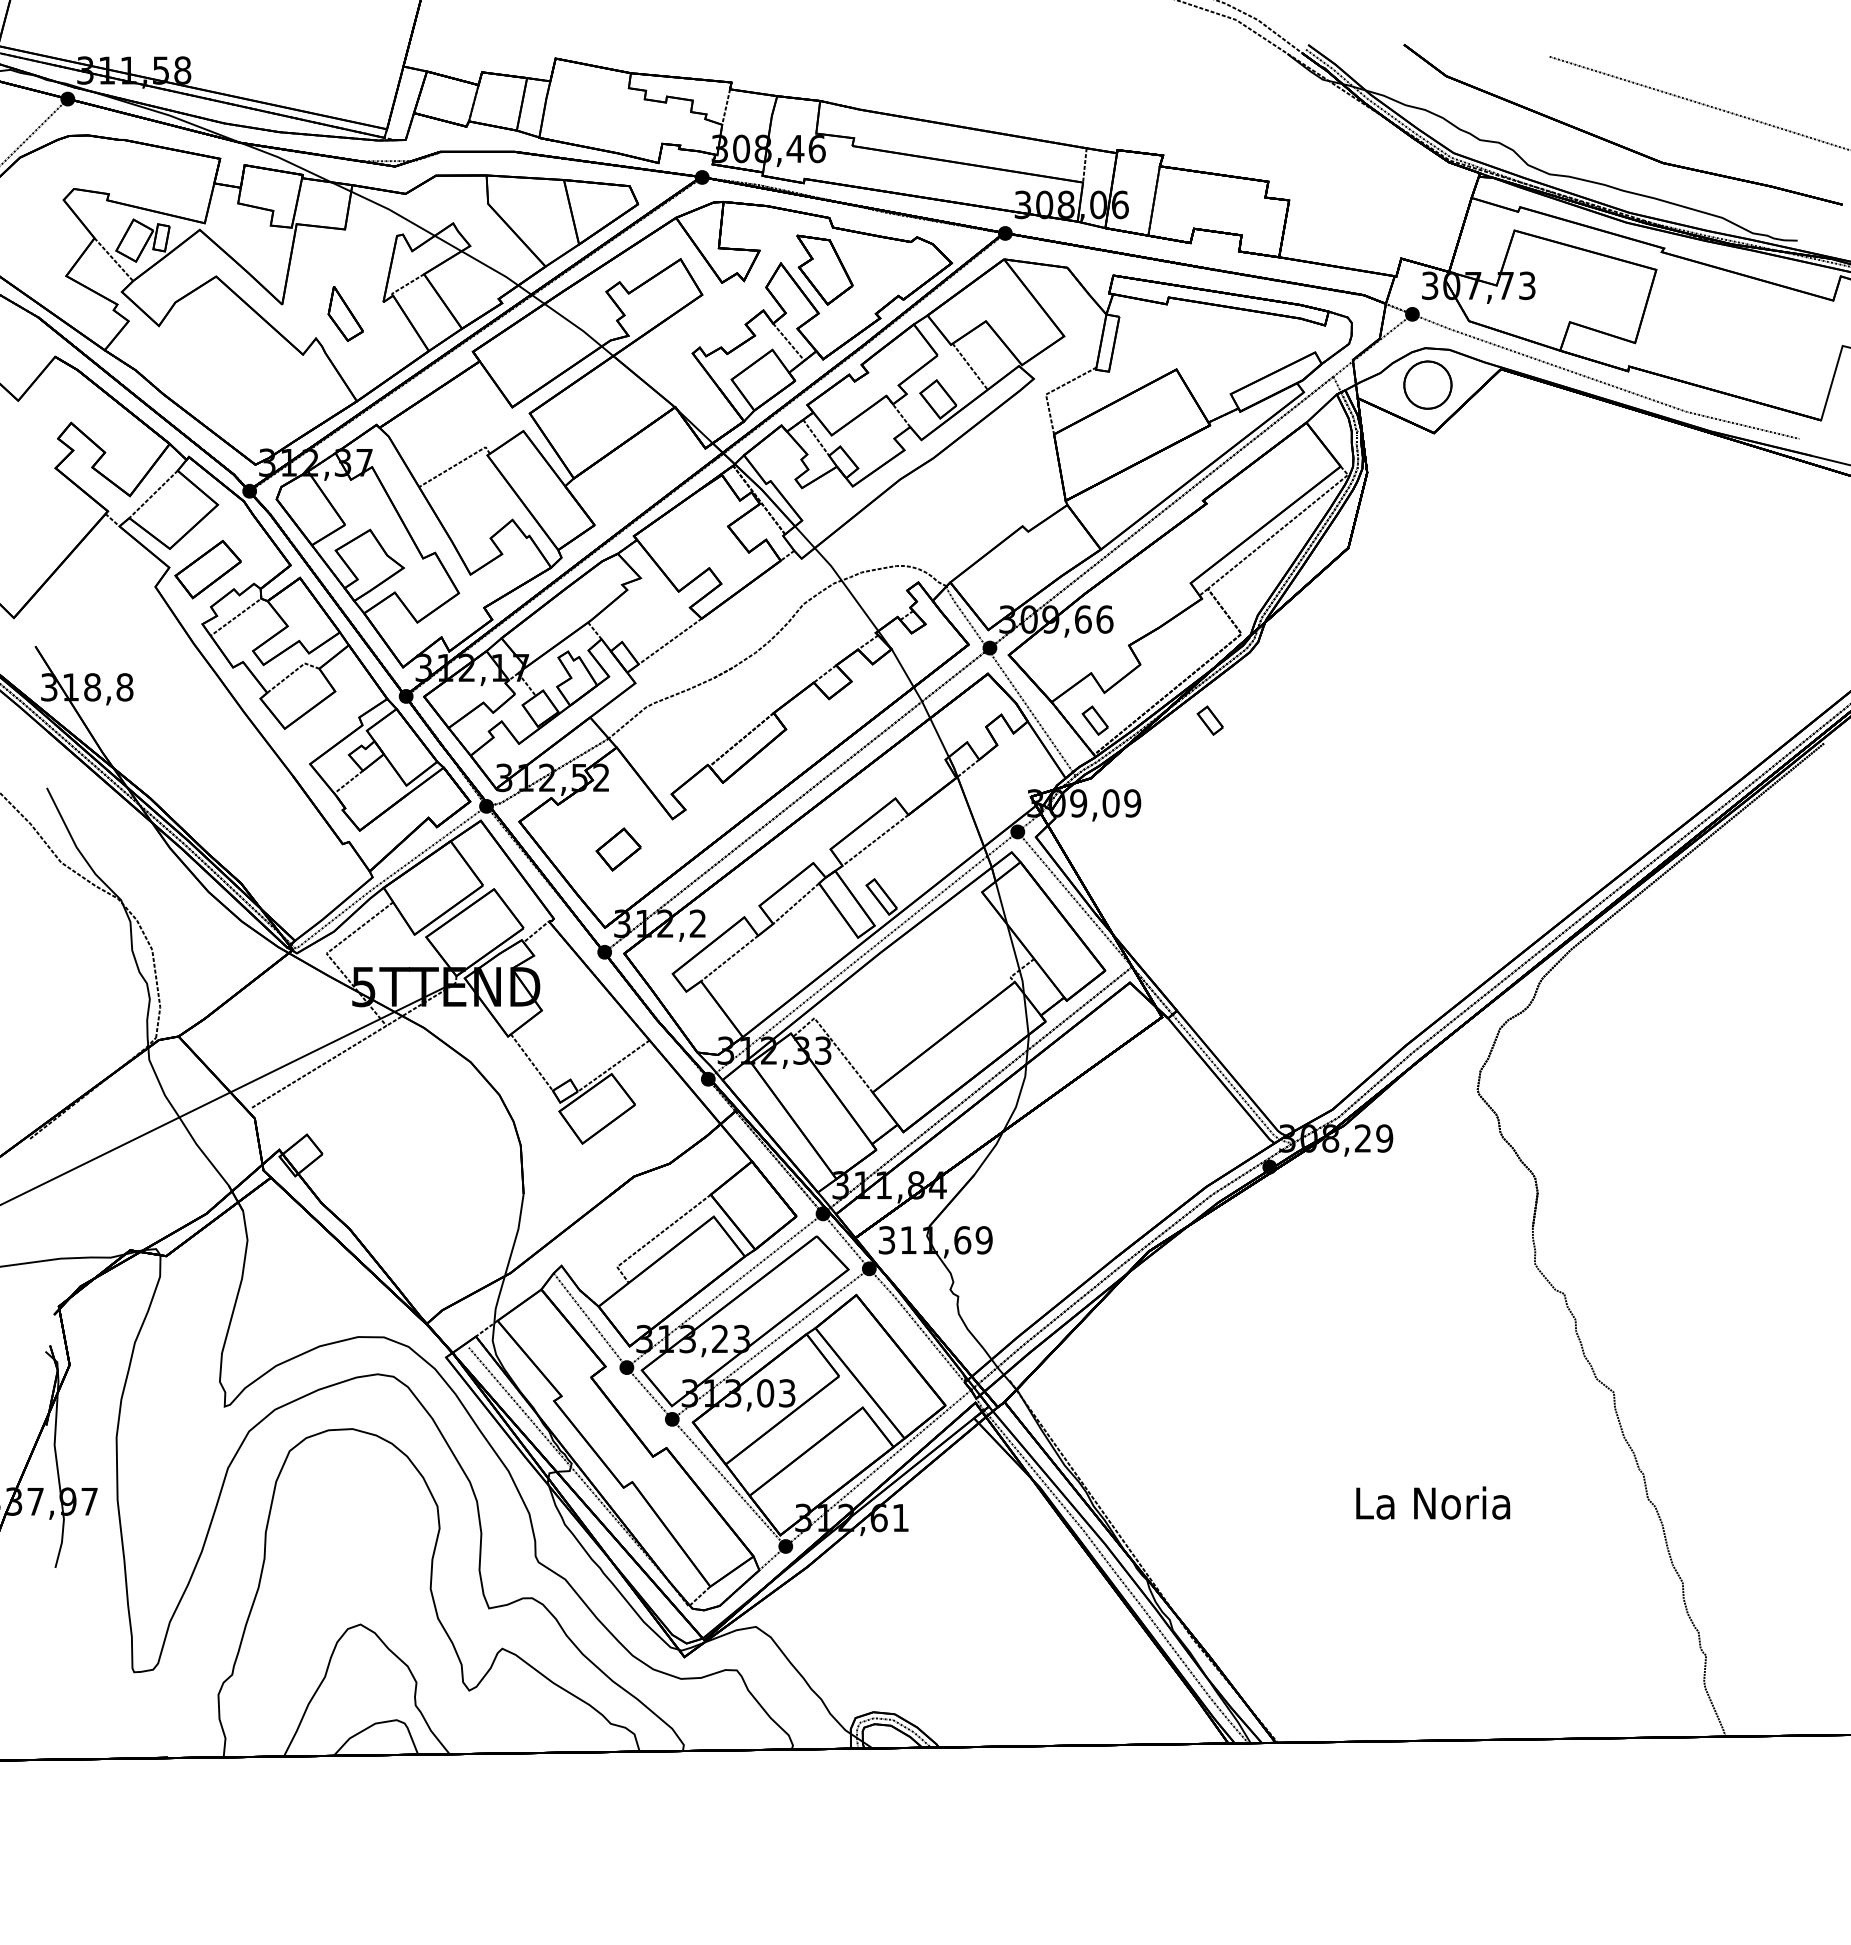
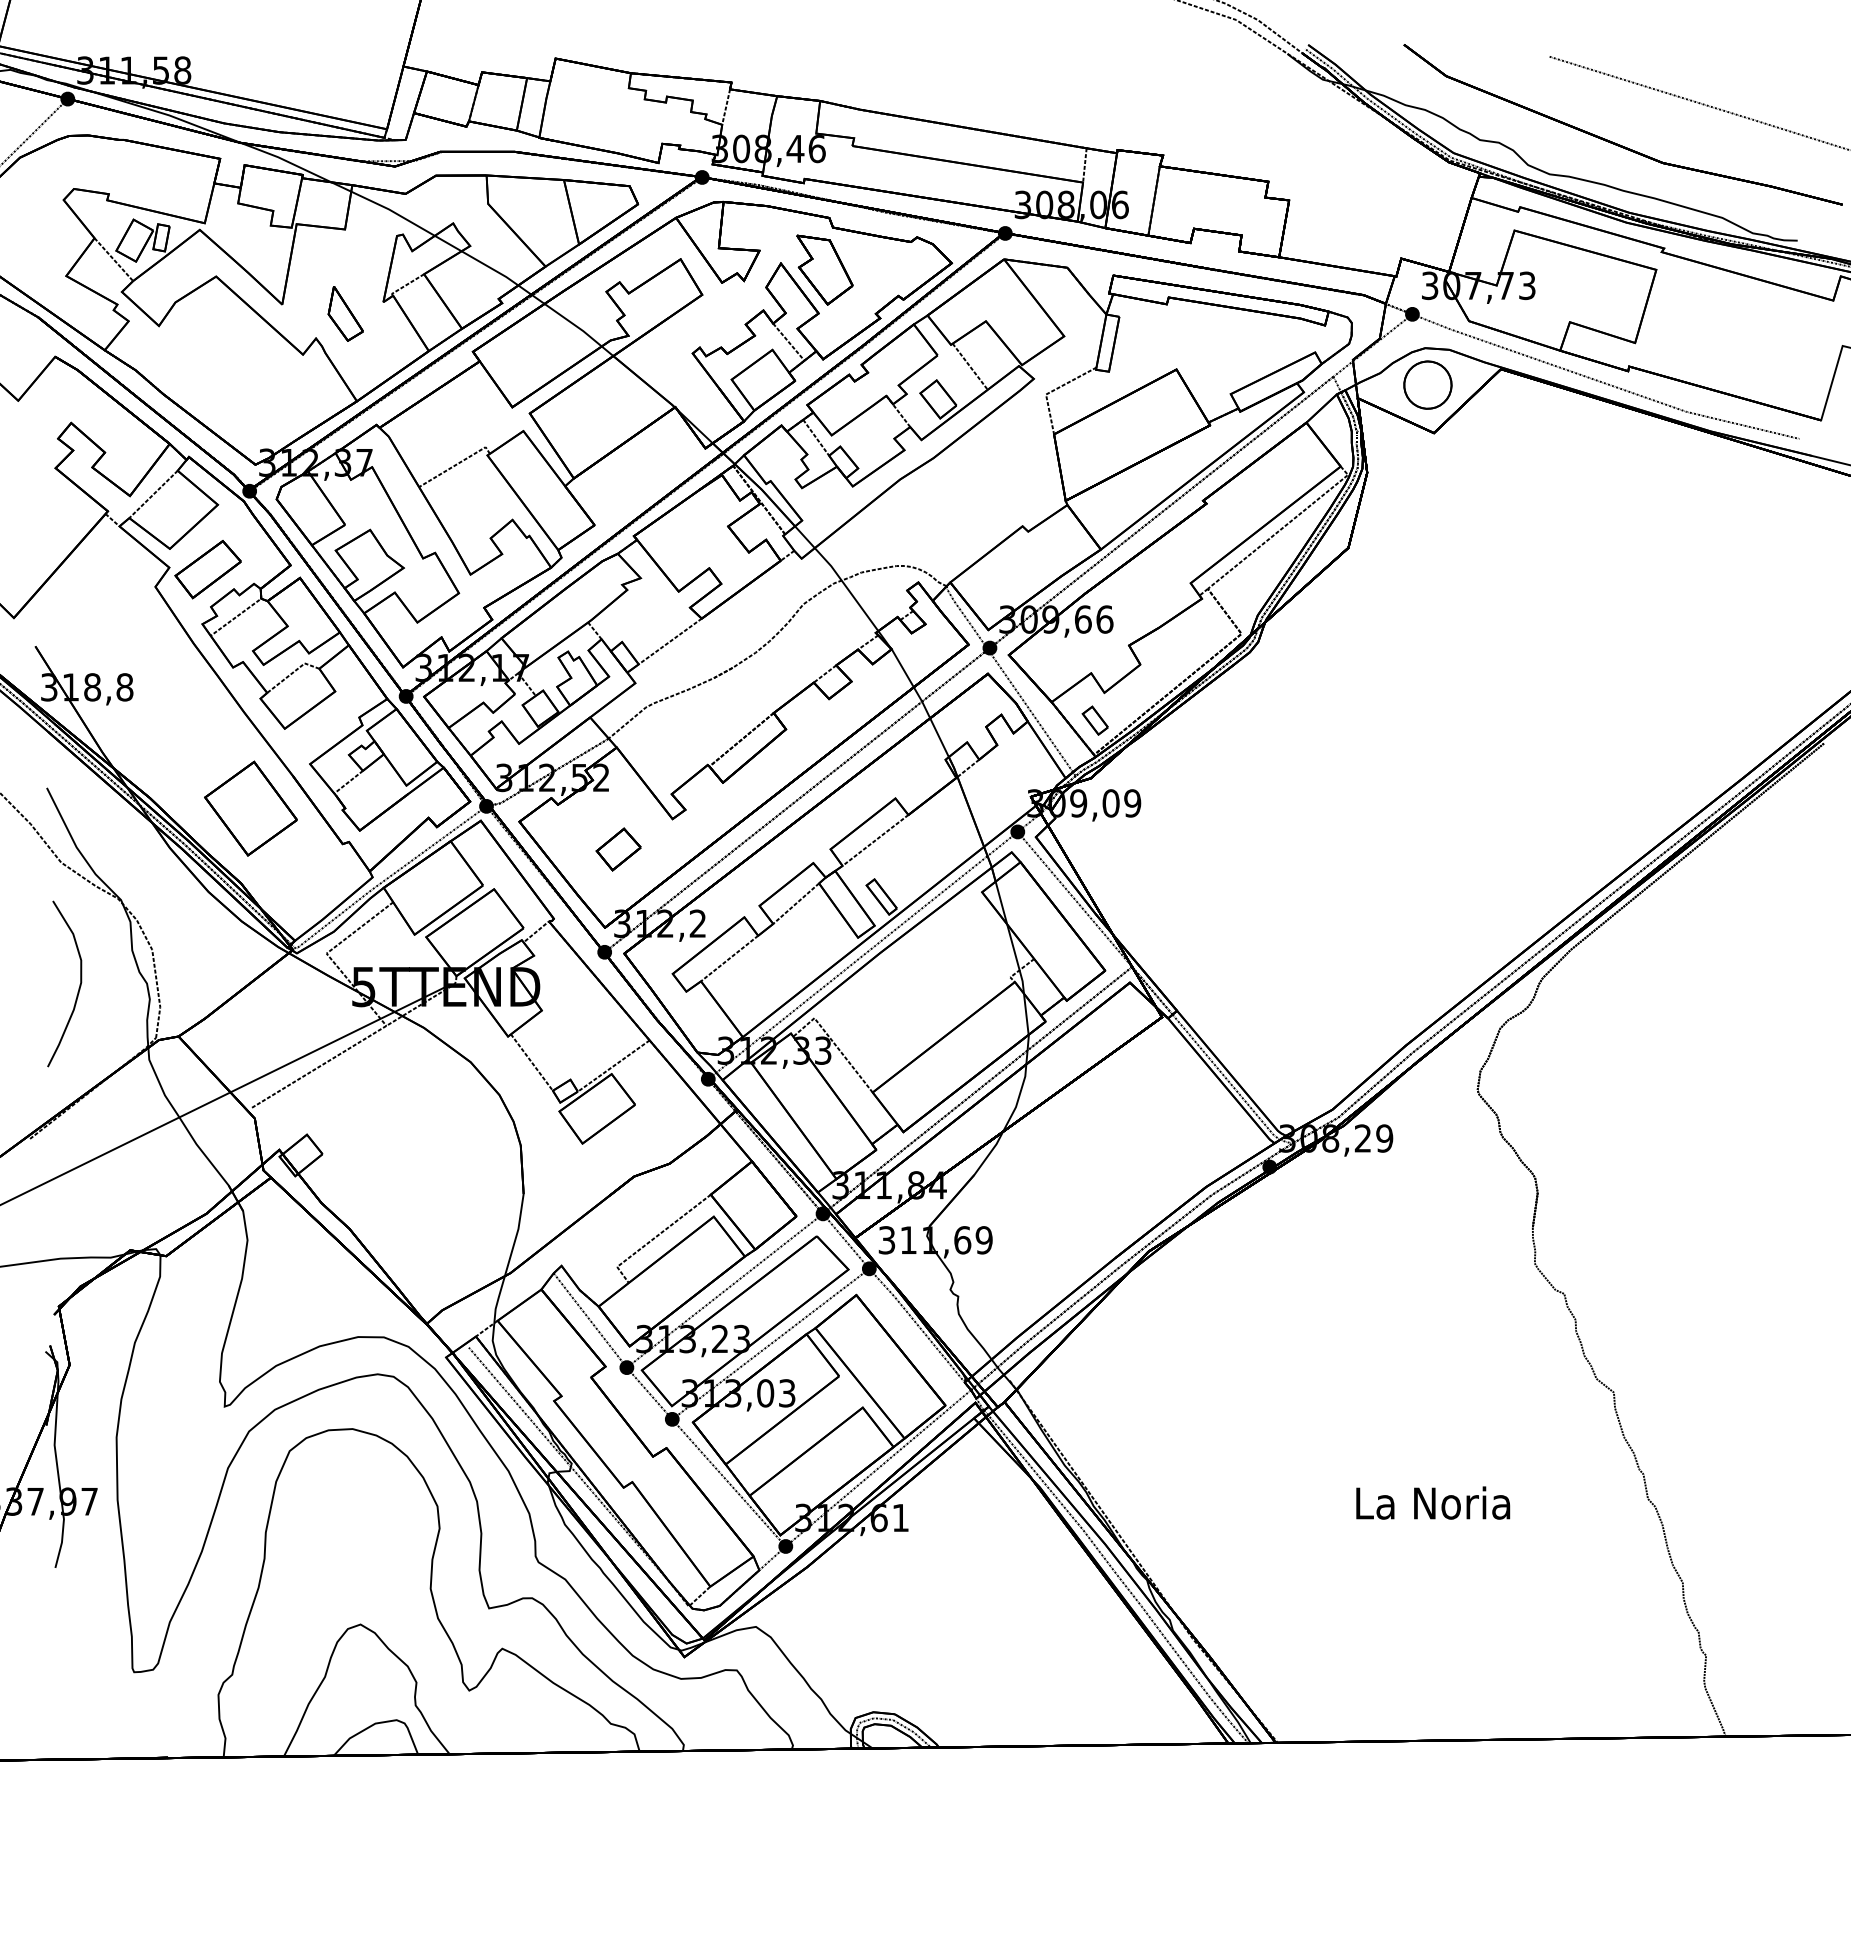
part: present -> none (1209, 720)
part: none -> present (250, 808)
curve: none -> present (78, 988)
